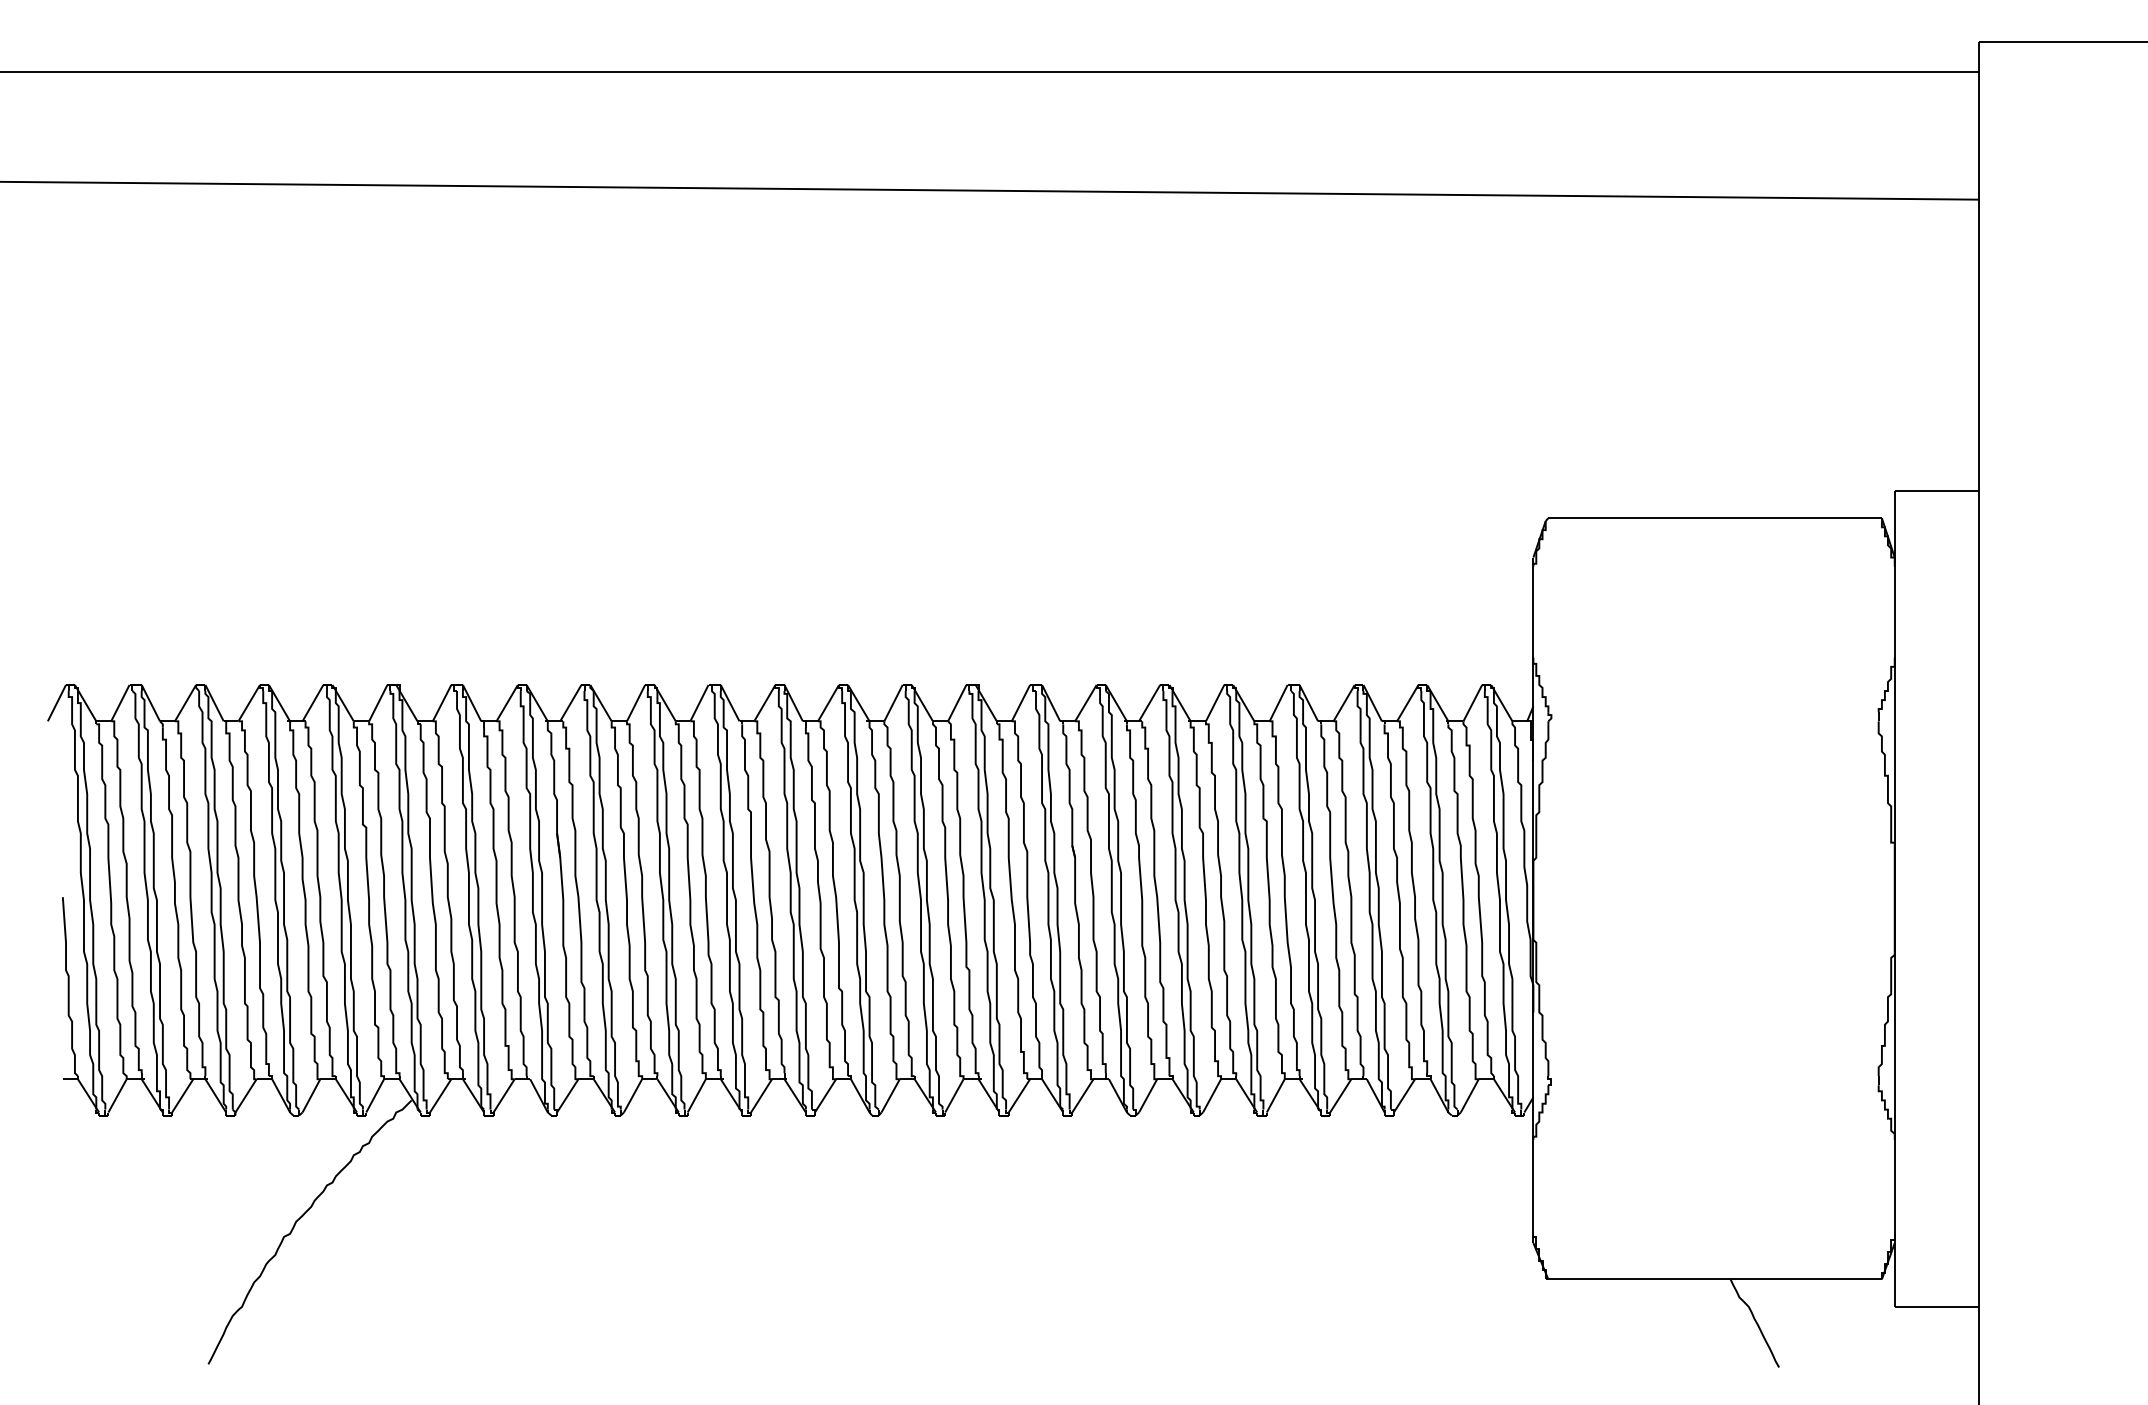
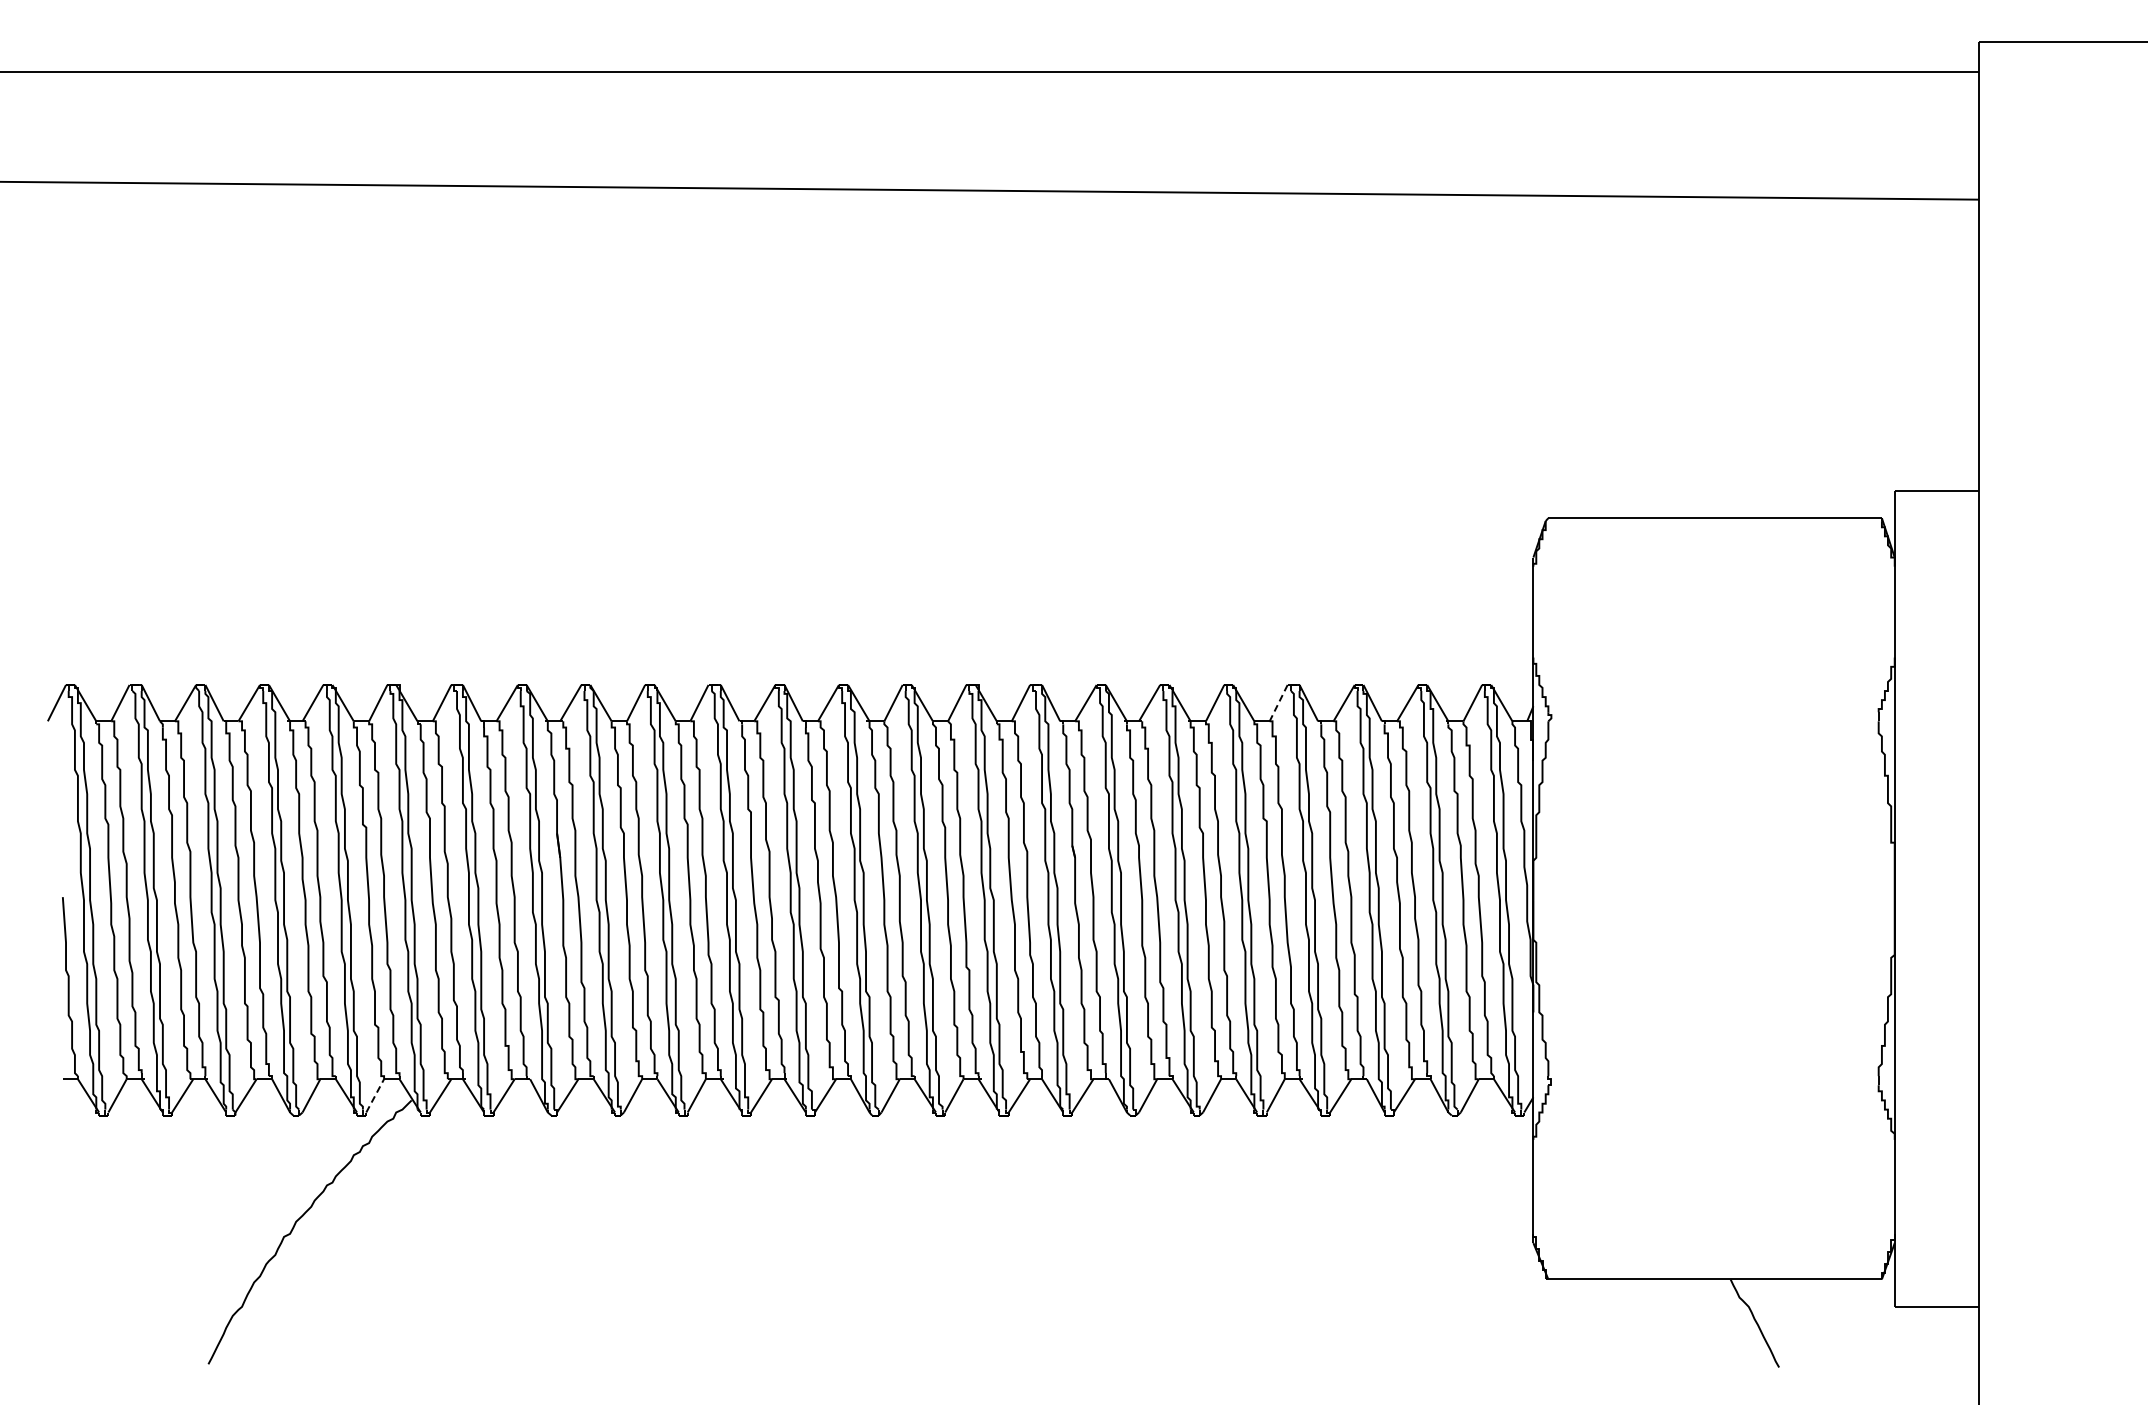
line: solid -> dashed (1278, 703)
line: solid -> dashed (375, 1095)
